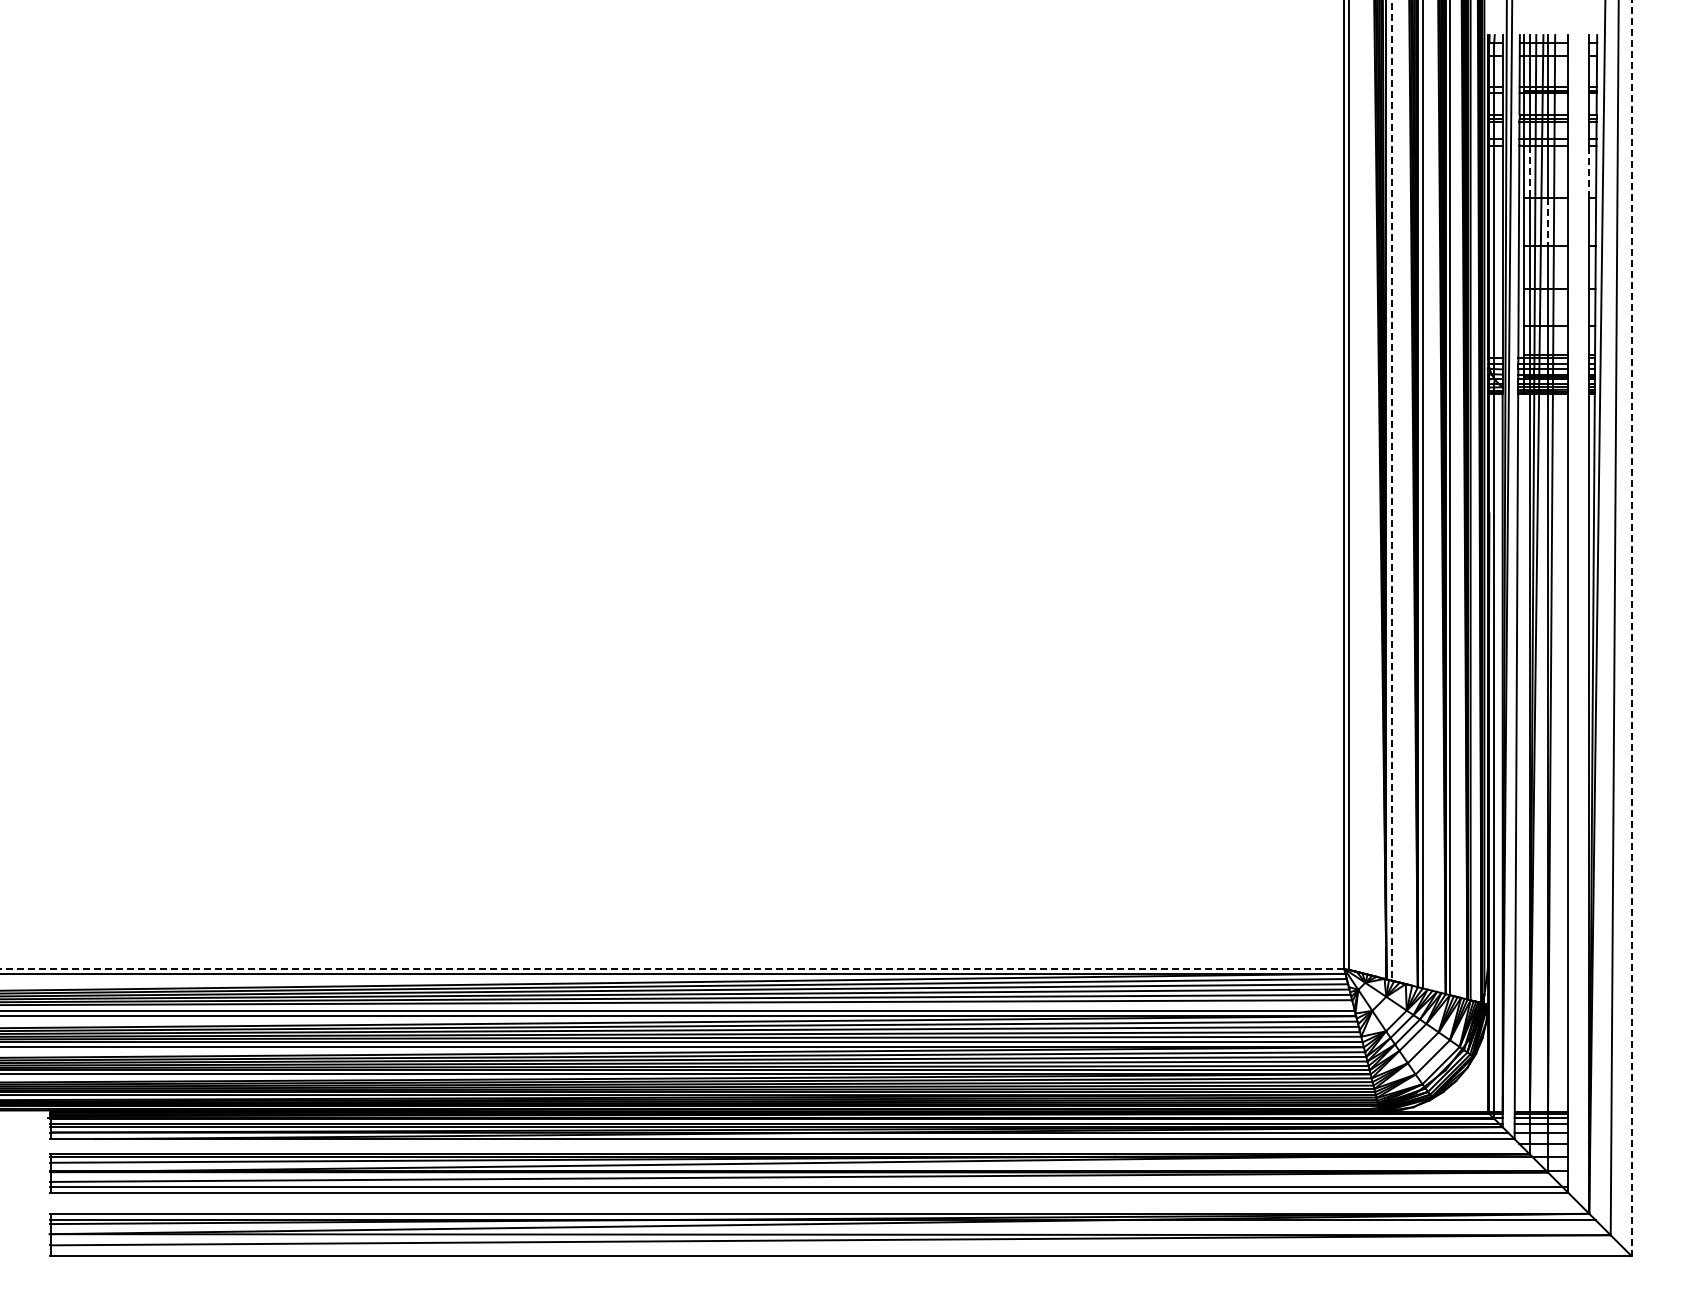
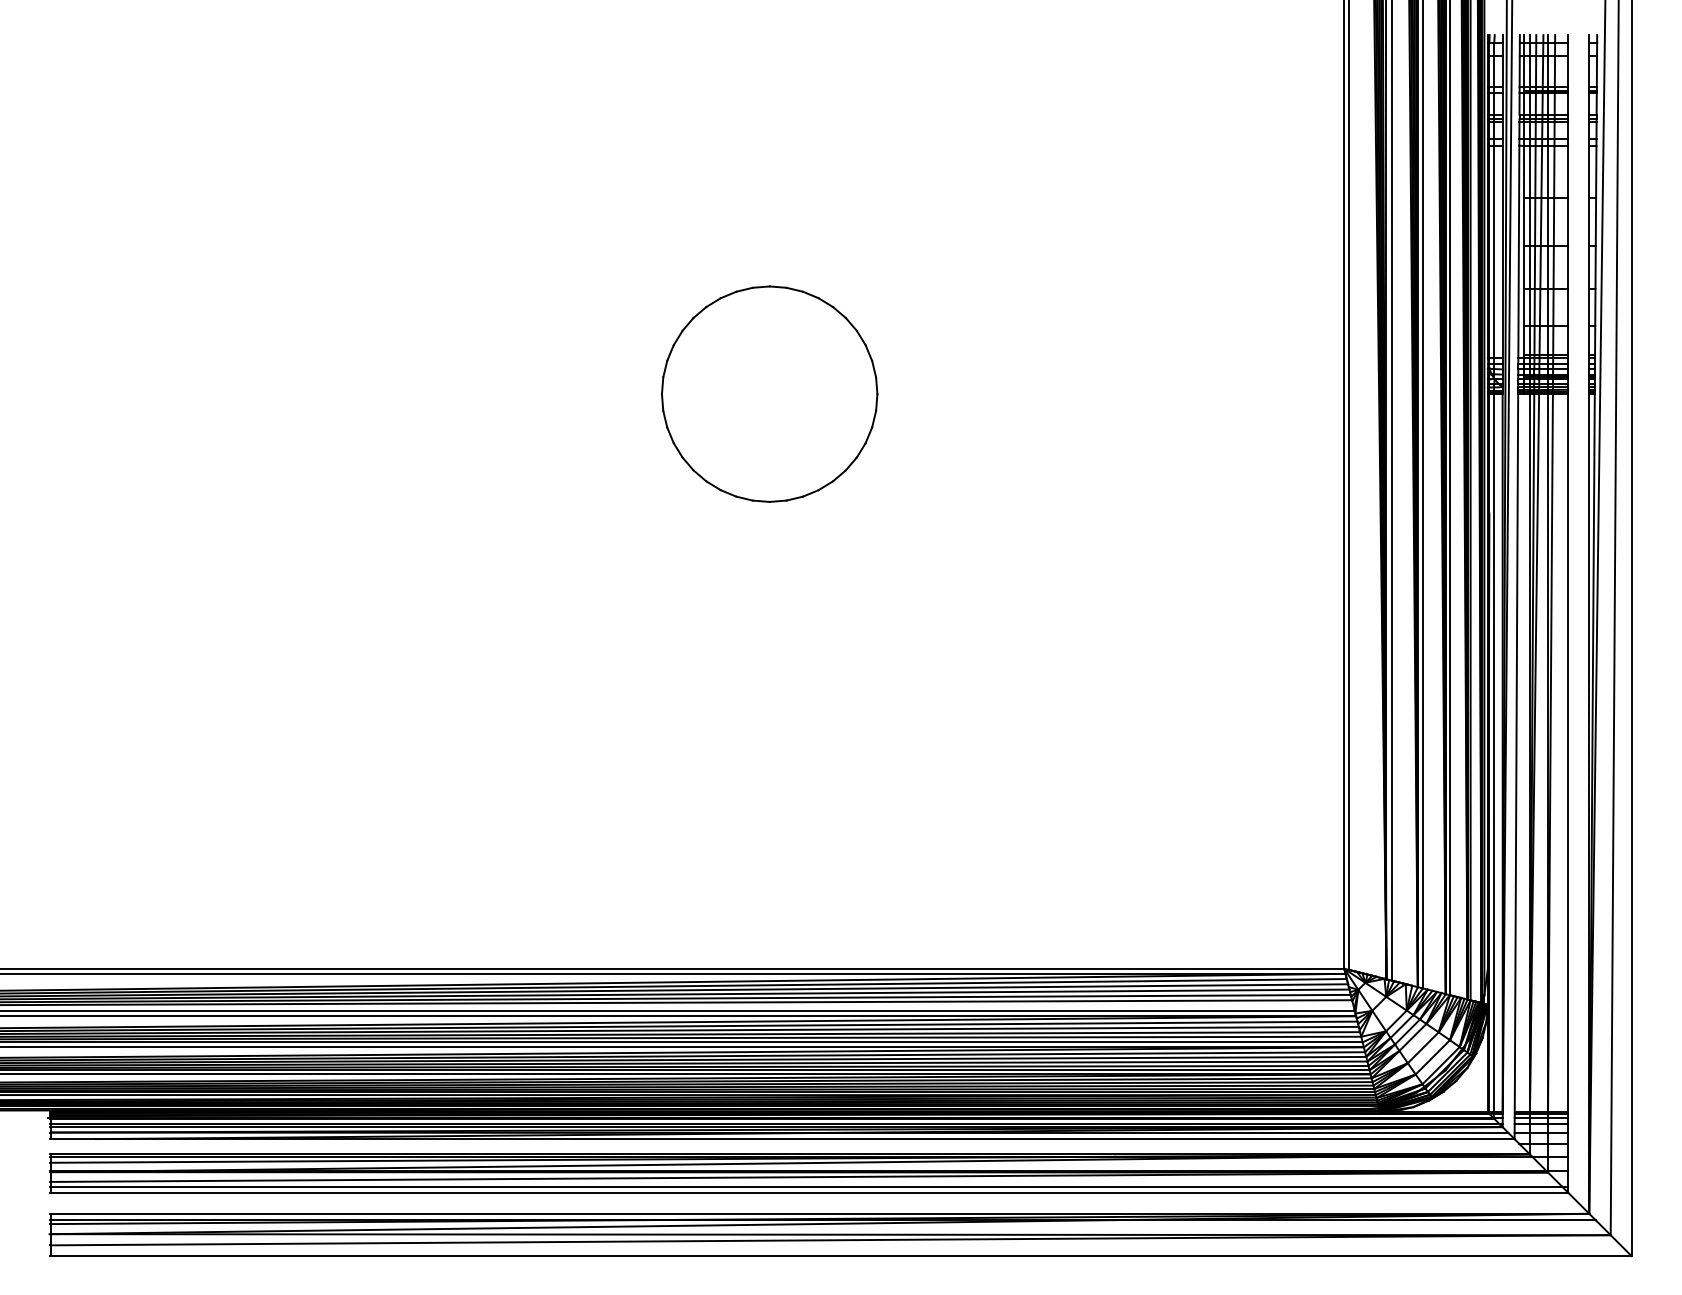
line: dashed -> solid (1589, 171)
line: dashed -> solid (1529, 172)
line: dashed -> solid (1548, 222)
part: none -> present (769, 393)
line: dashed -> solid (1391, 490)
line: dashed -> solid (1631, 628)
line: dashed -> solid (672, 968)
